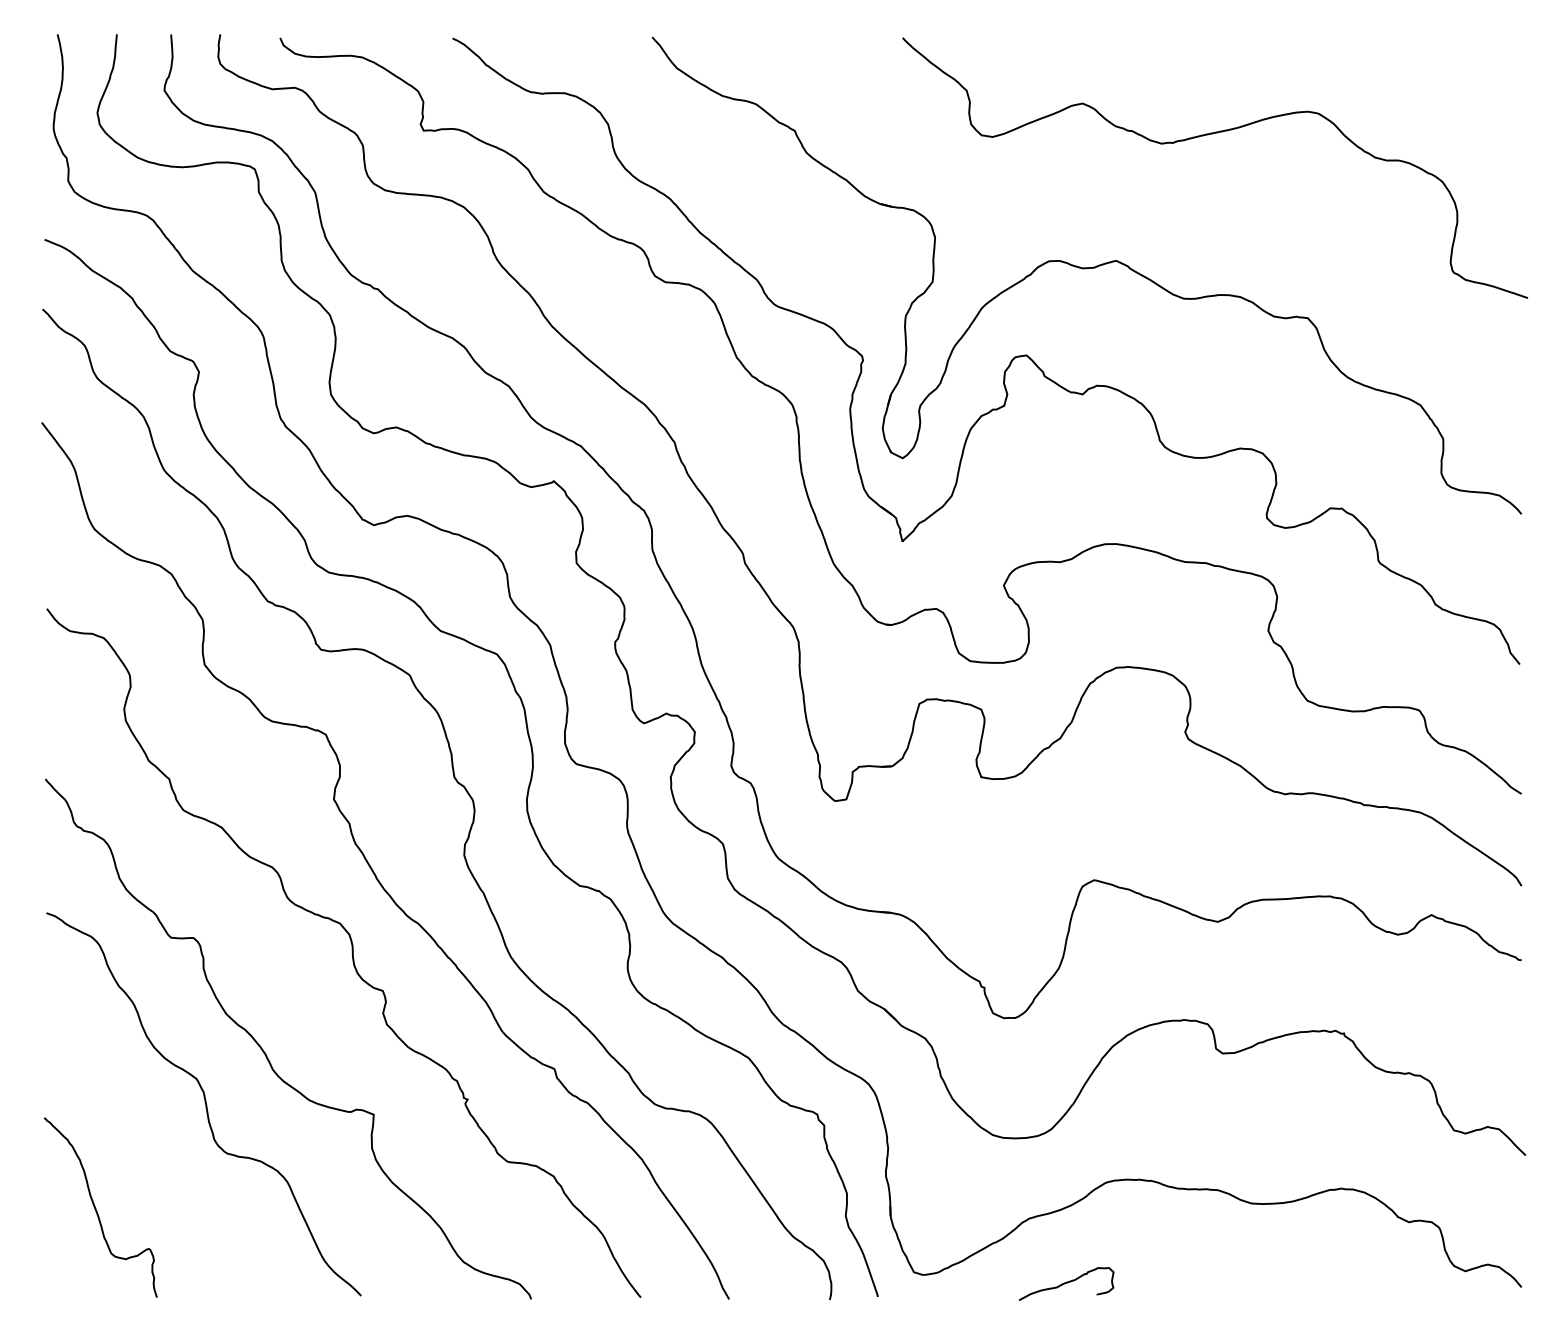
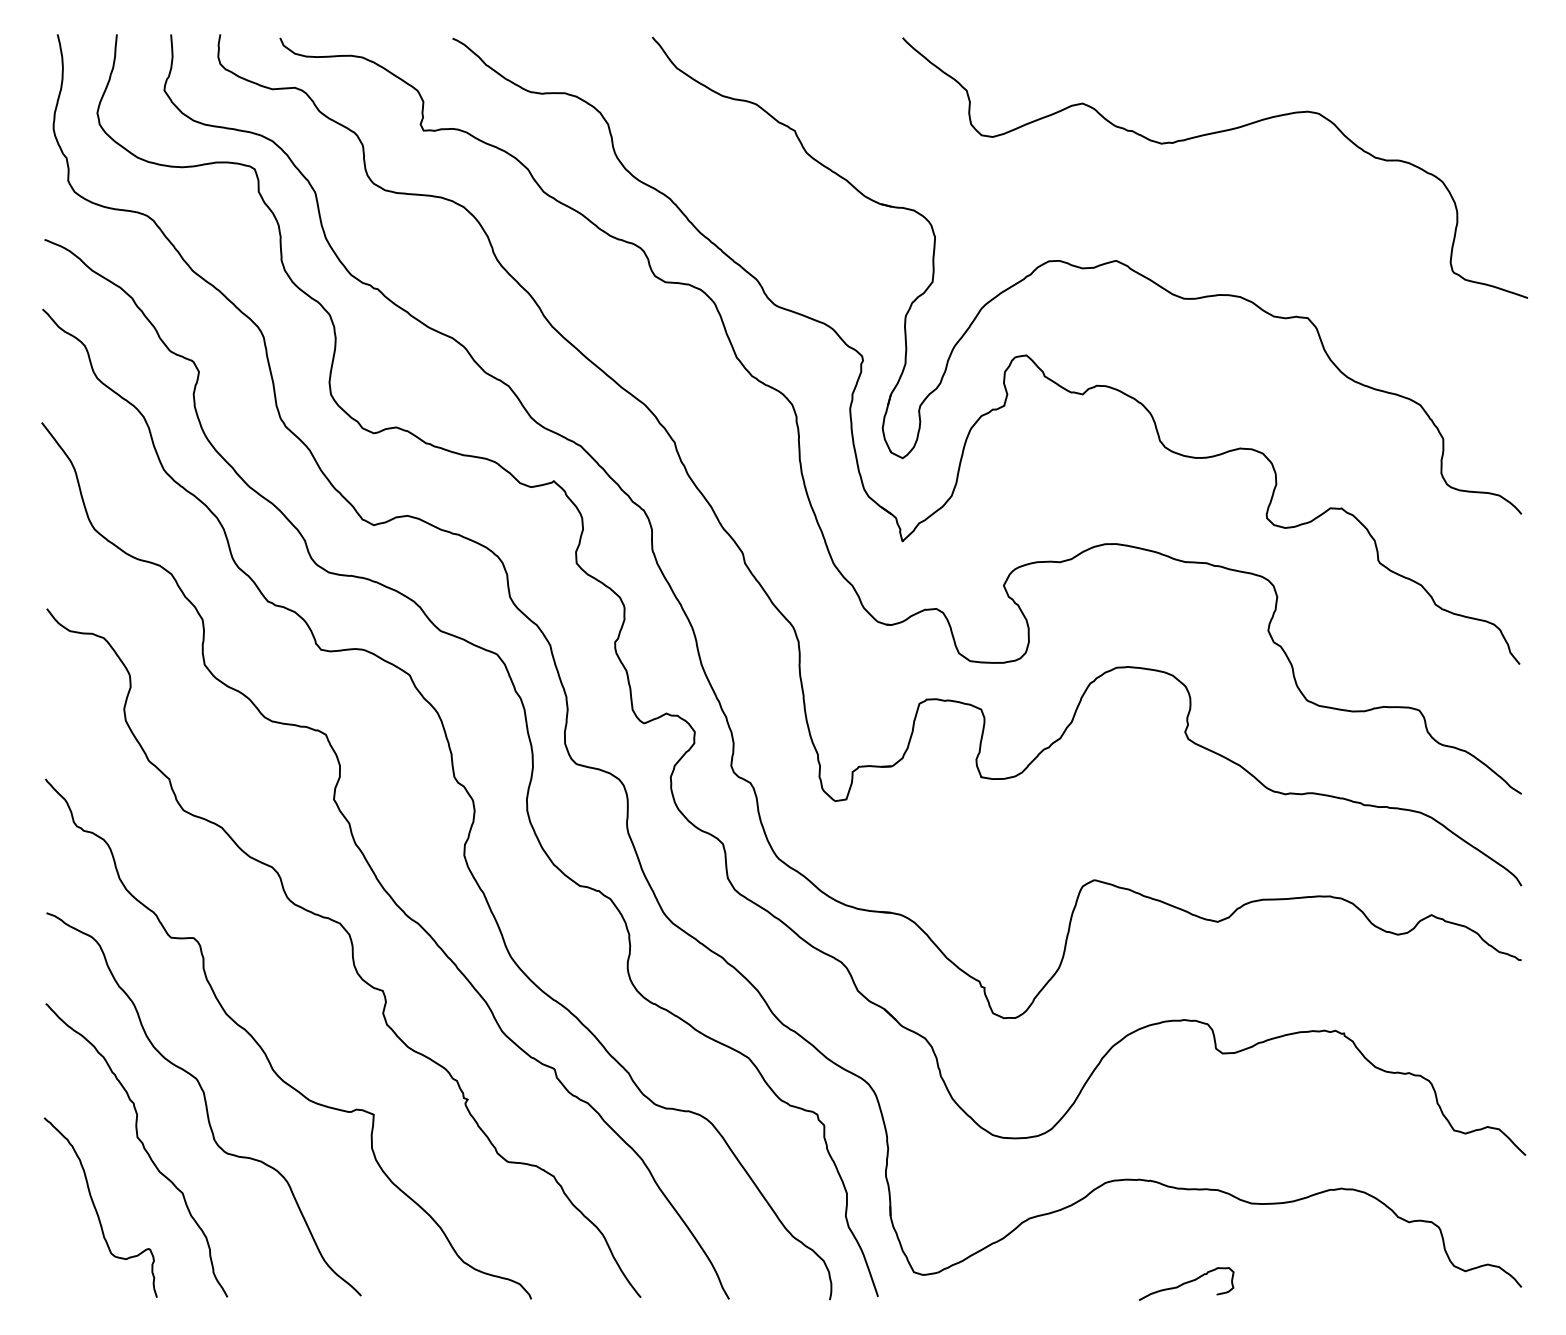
curve: none -> present (142, 1146)
curve position: (1066, 1283) -> (1186, 1283) (1186, 1283)
